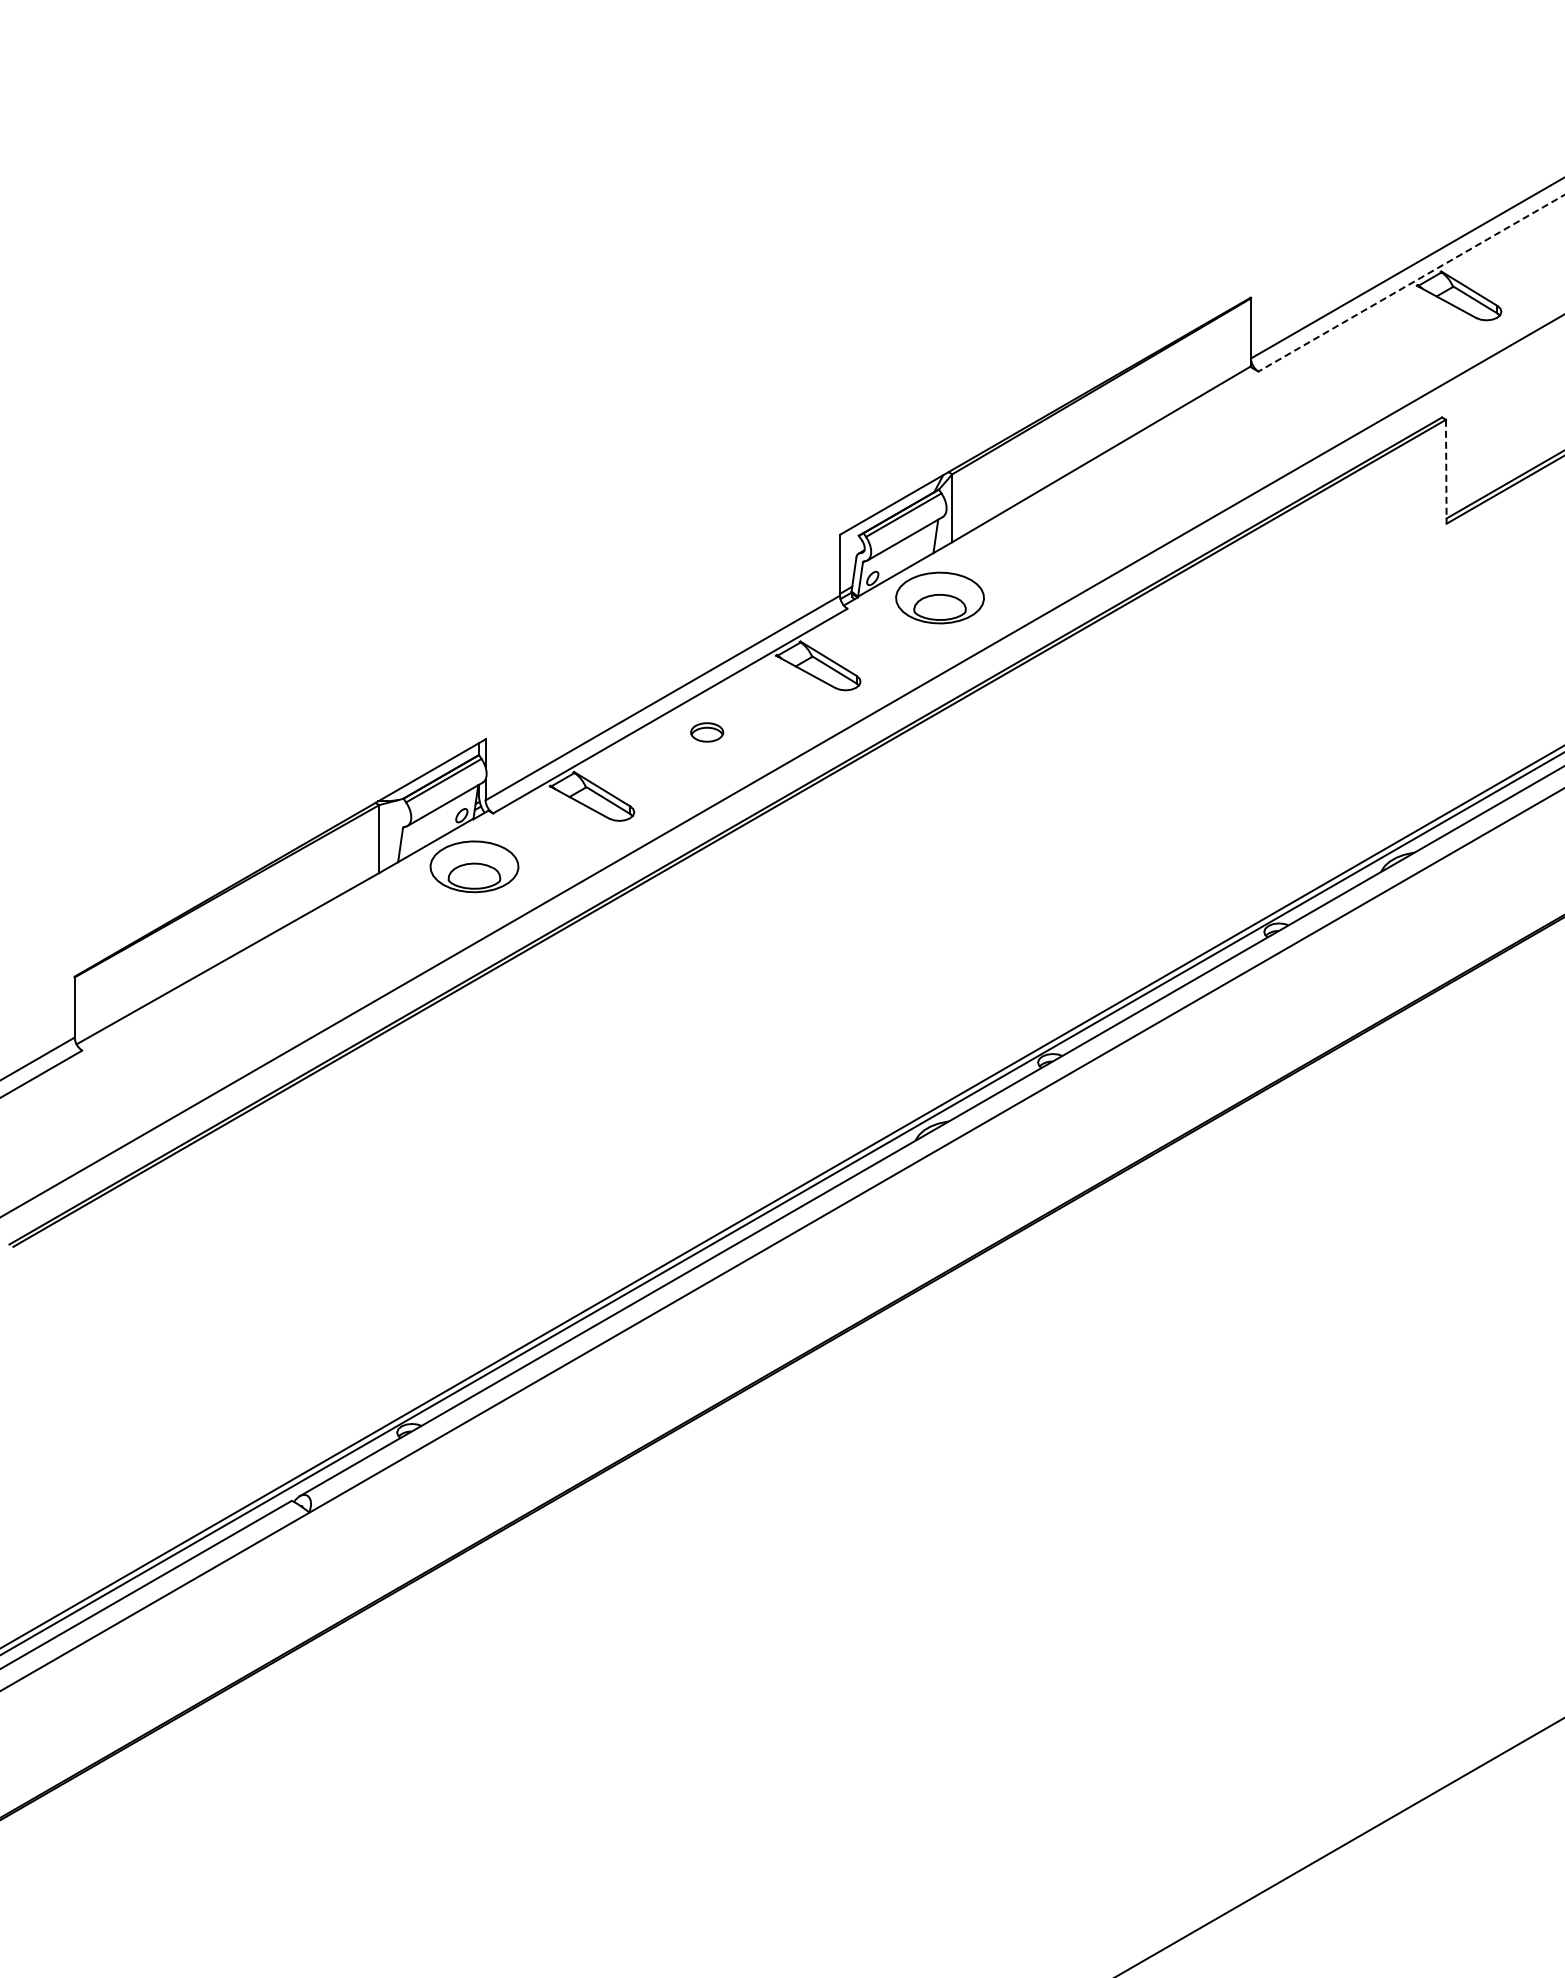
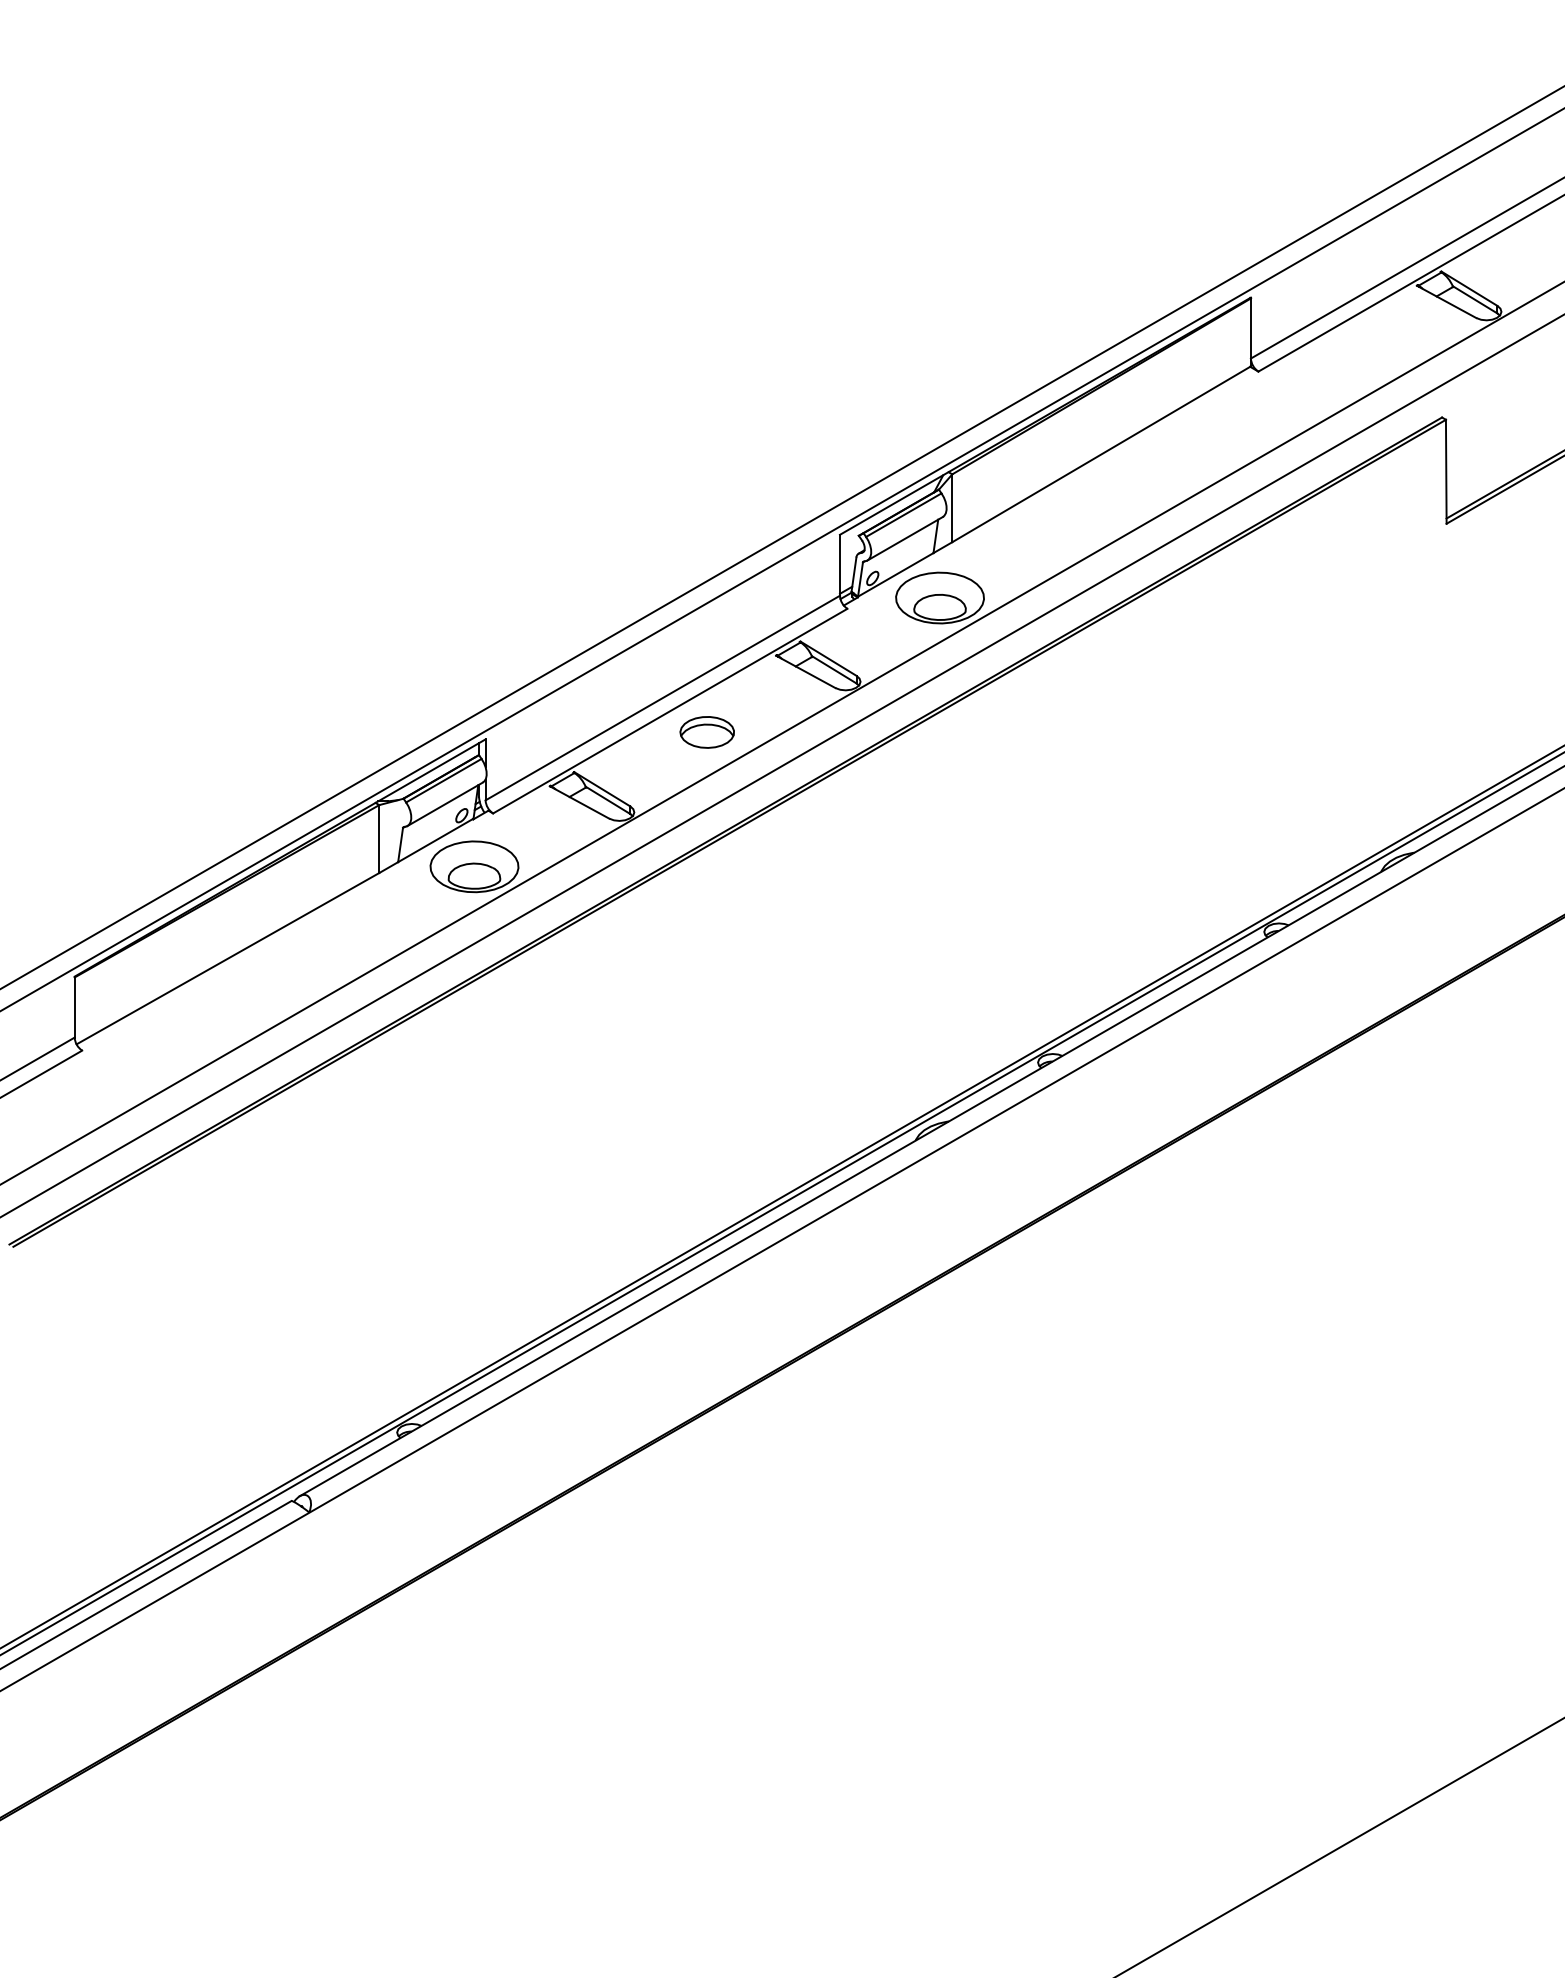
line: dashed -> solid (1411, 283)
line: dashed -> solid (1446, 471)
line: none -> present (781, 537)
line: none -> present (781, 560)
part size: 35x21 px -> 56x33 px (706, 732)
line: none -> present (781, 733)
